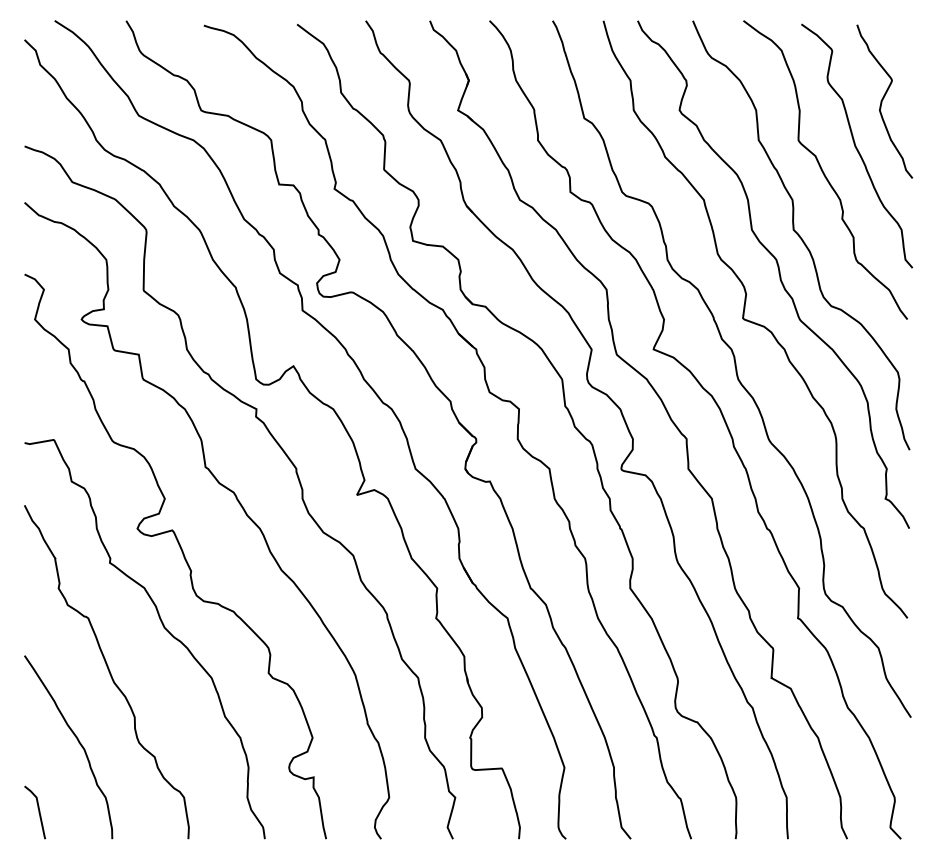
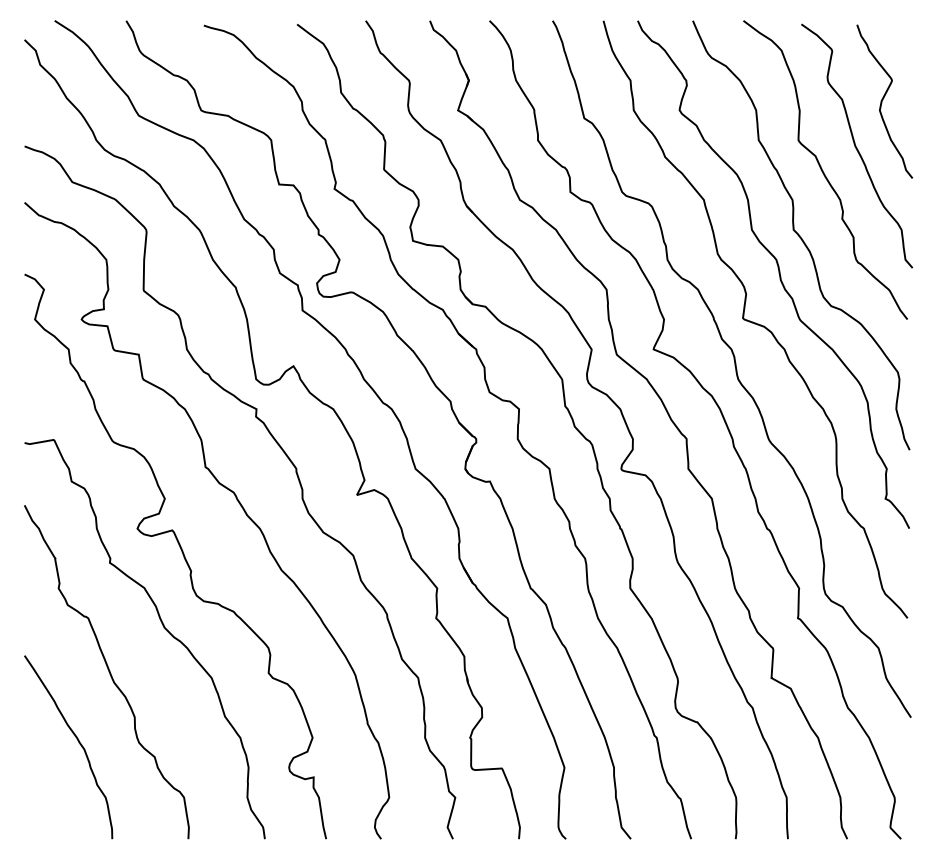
curve: present -> none (38, 812)
